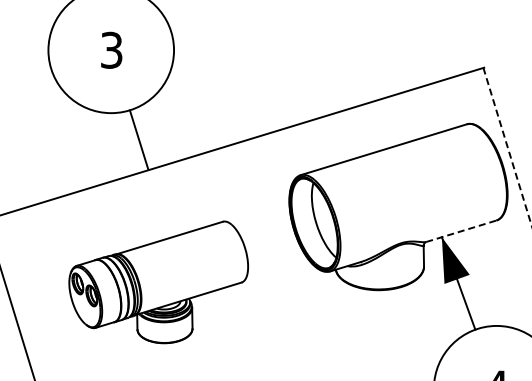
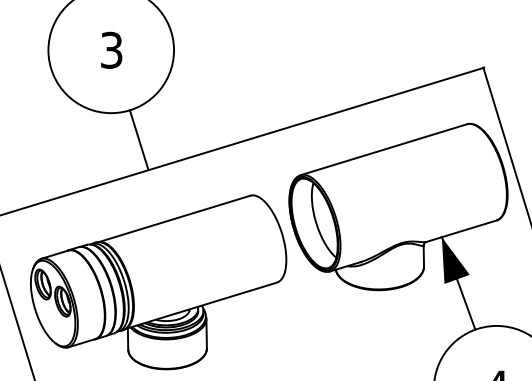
line: dashed -> solid (507, 147)
line: dashed -> solid (461, 231)
part size: 181x125 px -> 258x177 px (158, 282)
